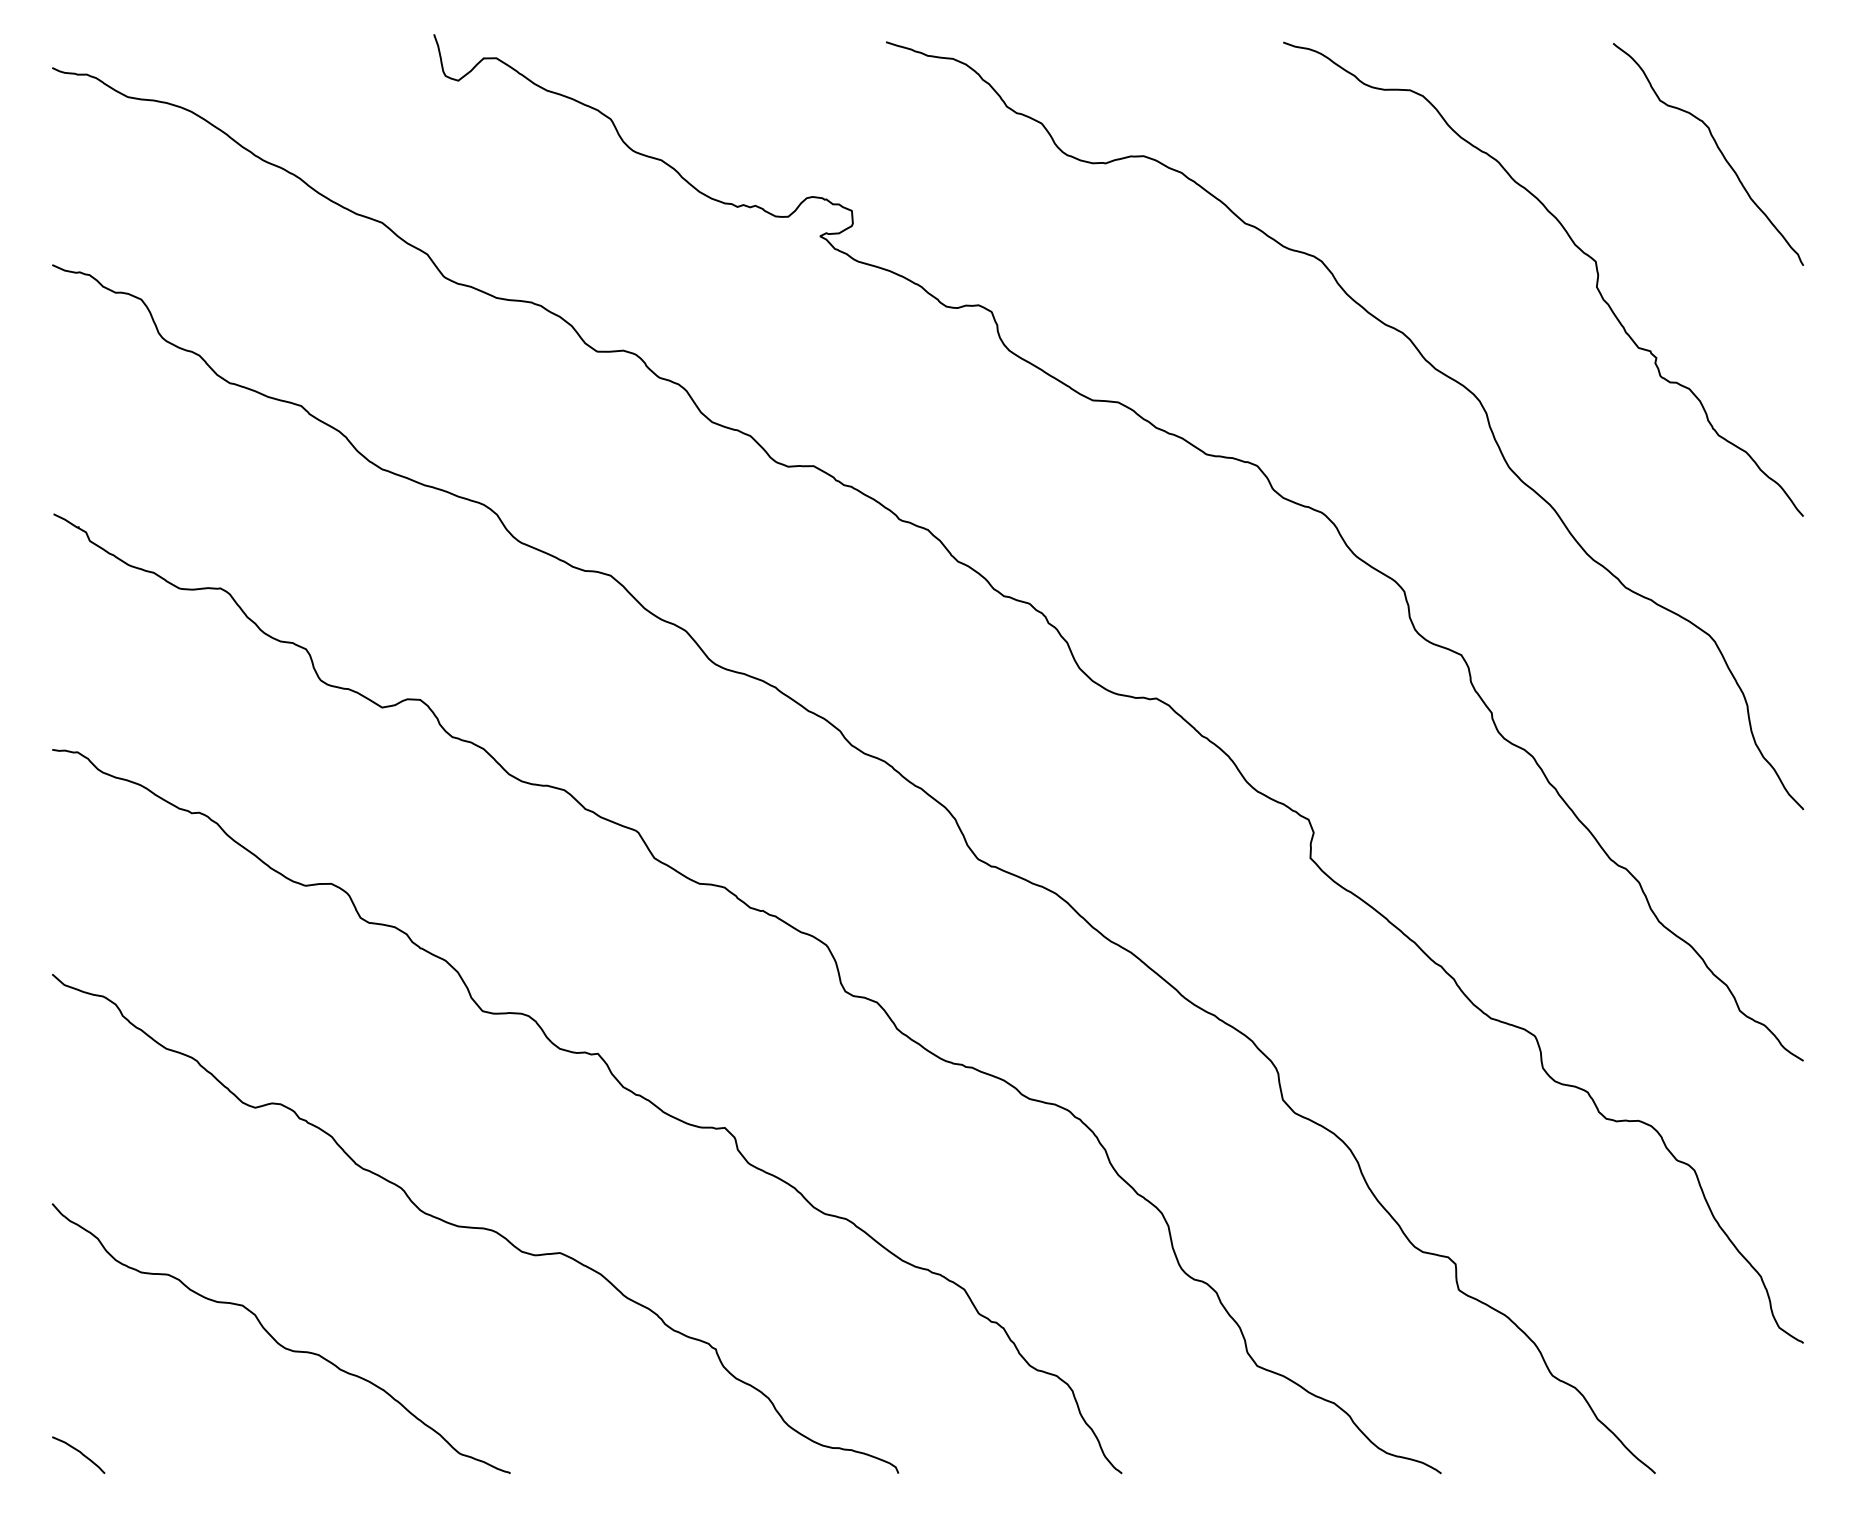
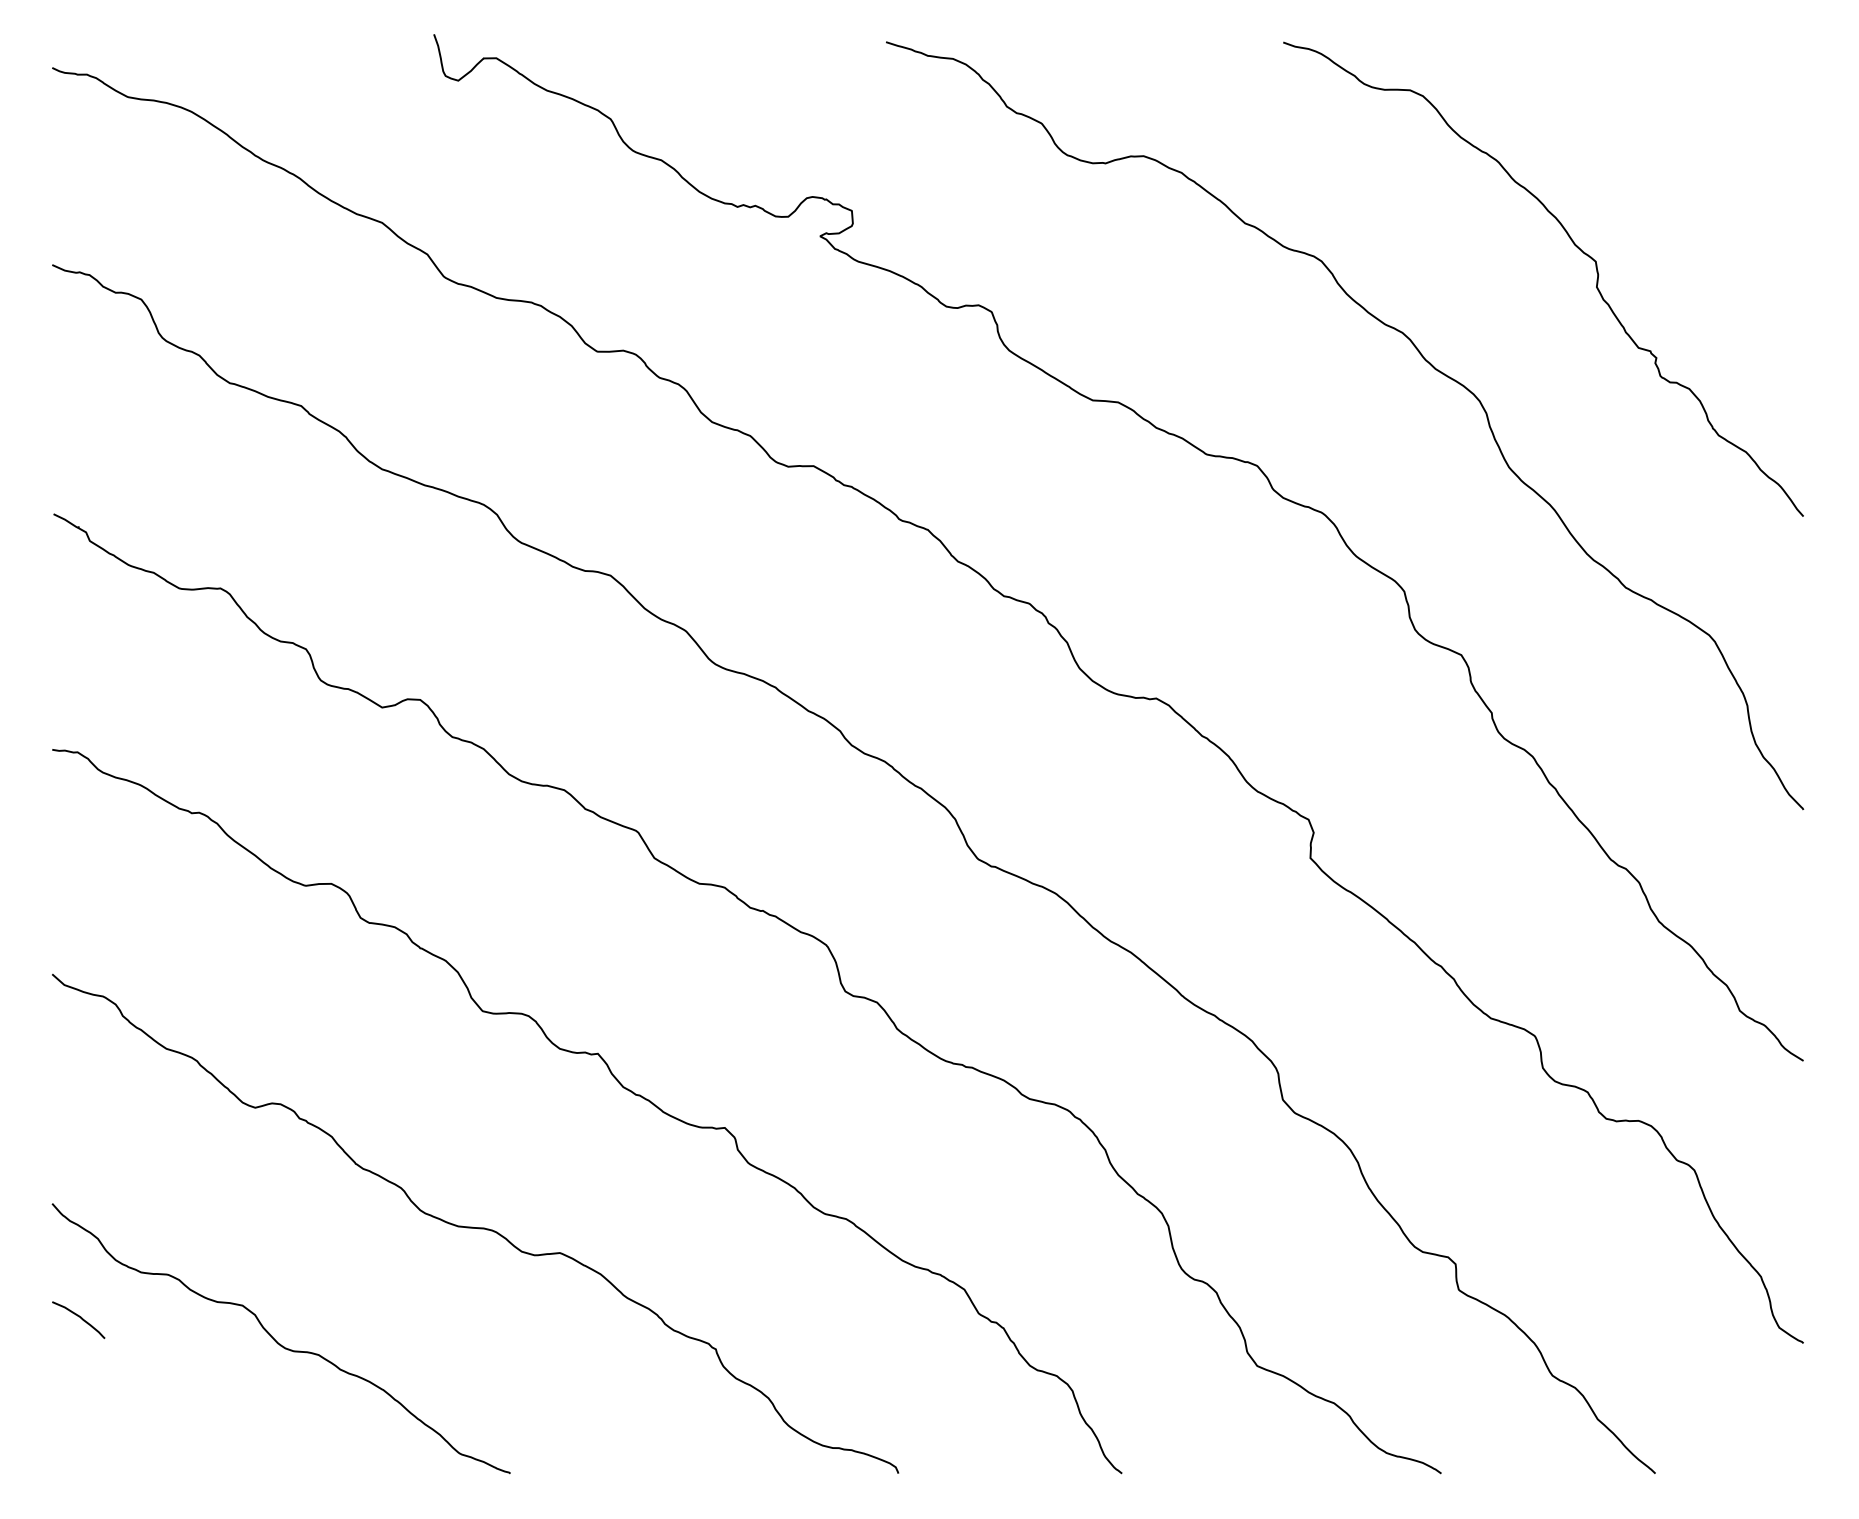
curve: present -> none (1717, 148)
curve position: (79, 1452) -> (79, 1317) (79, 1317)
